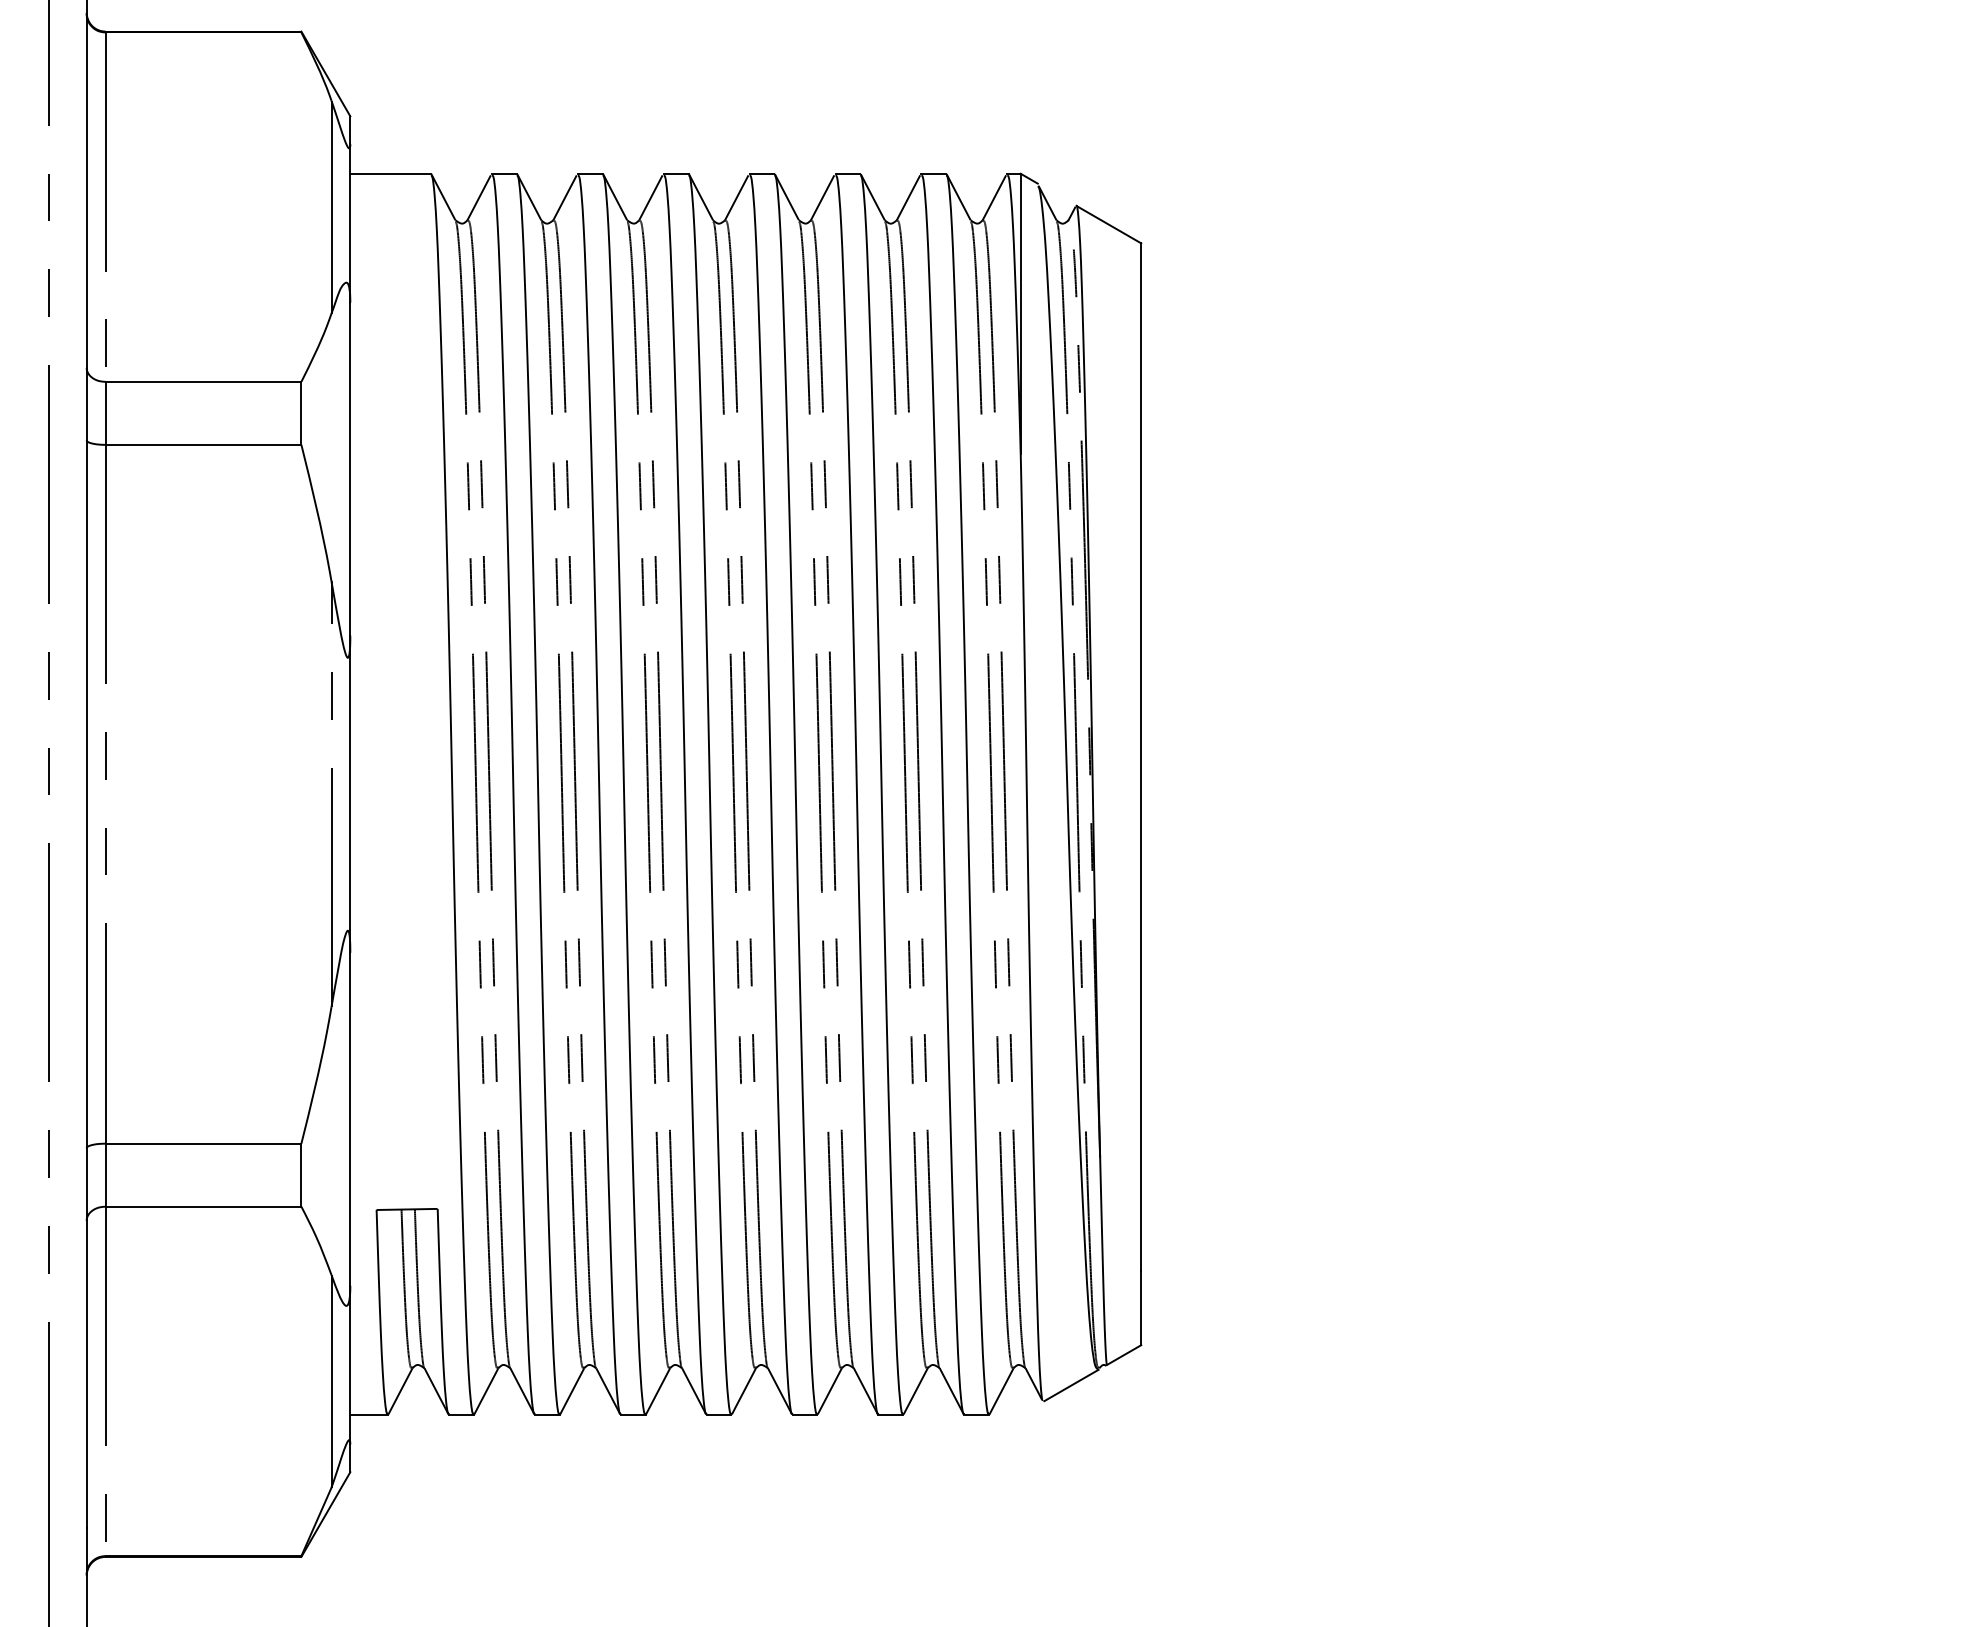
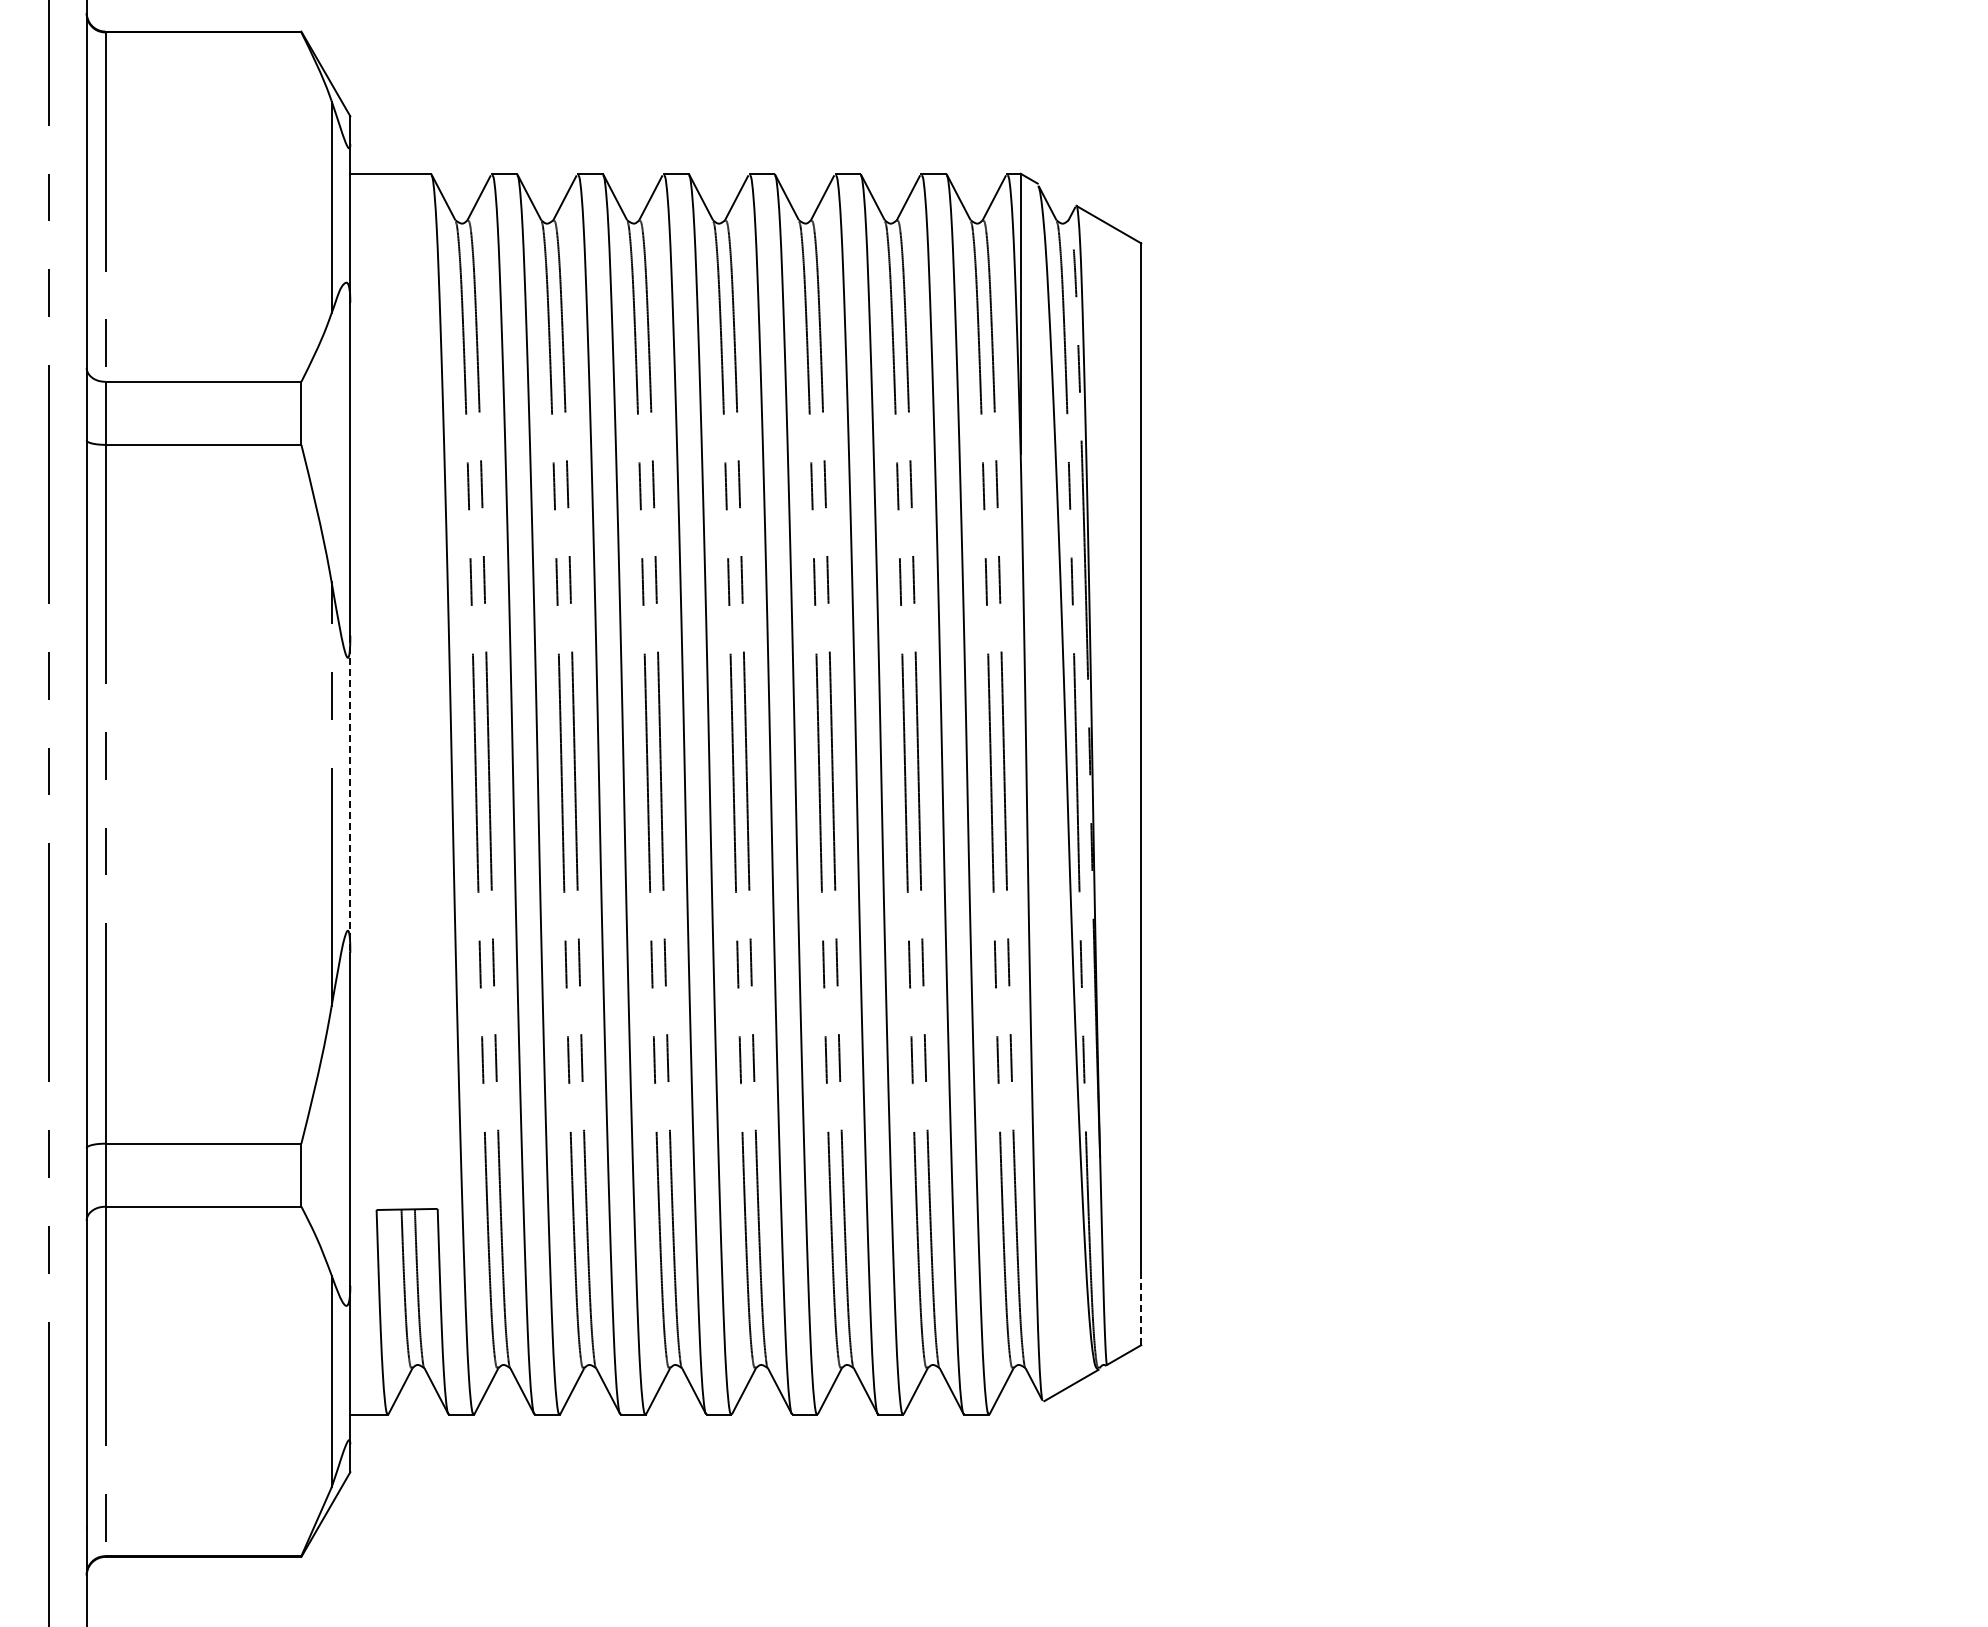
line: solid -> dashed (350, 794)
line: solid -> dashed (1141, 1308)
